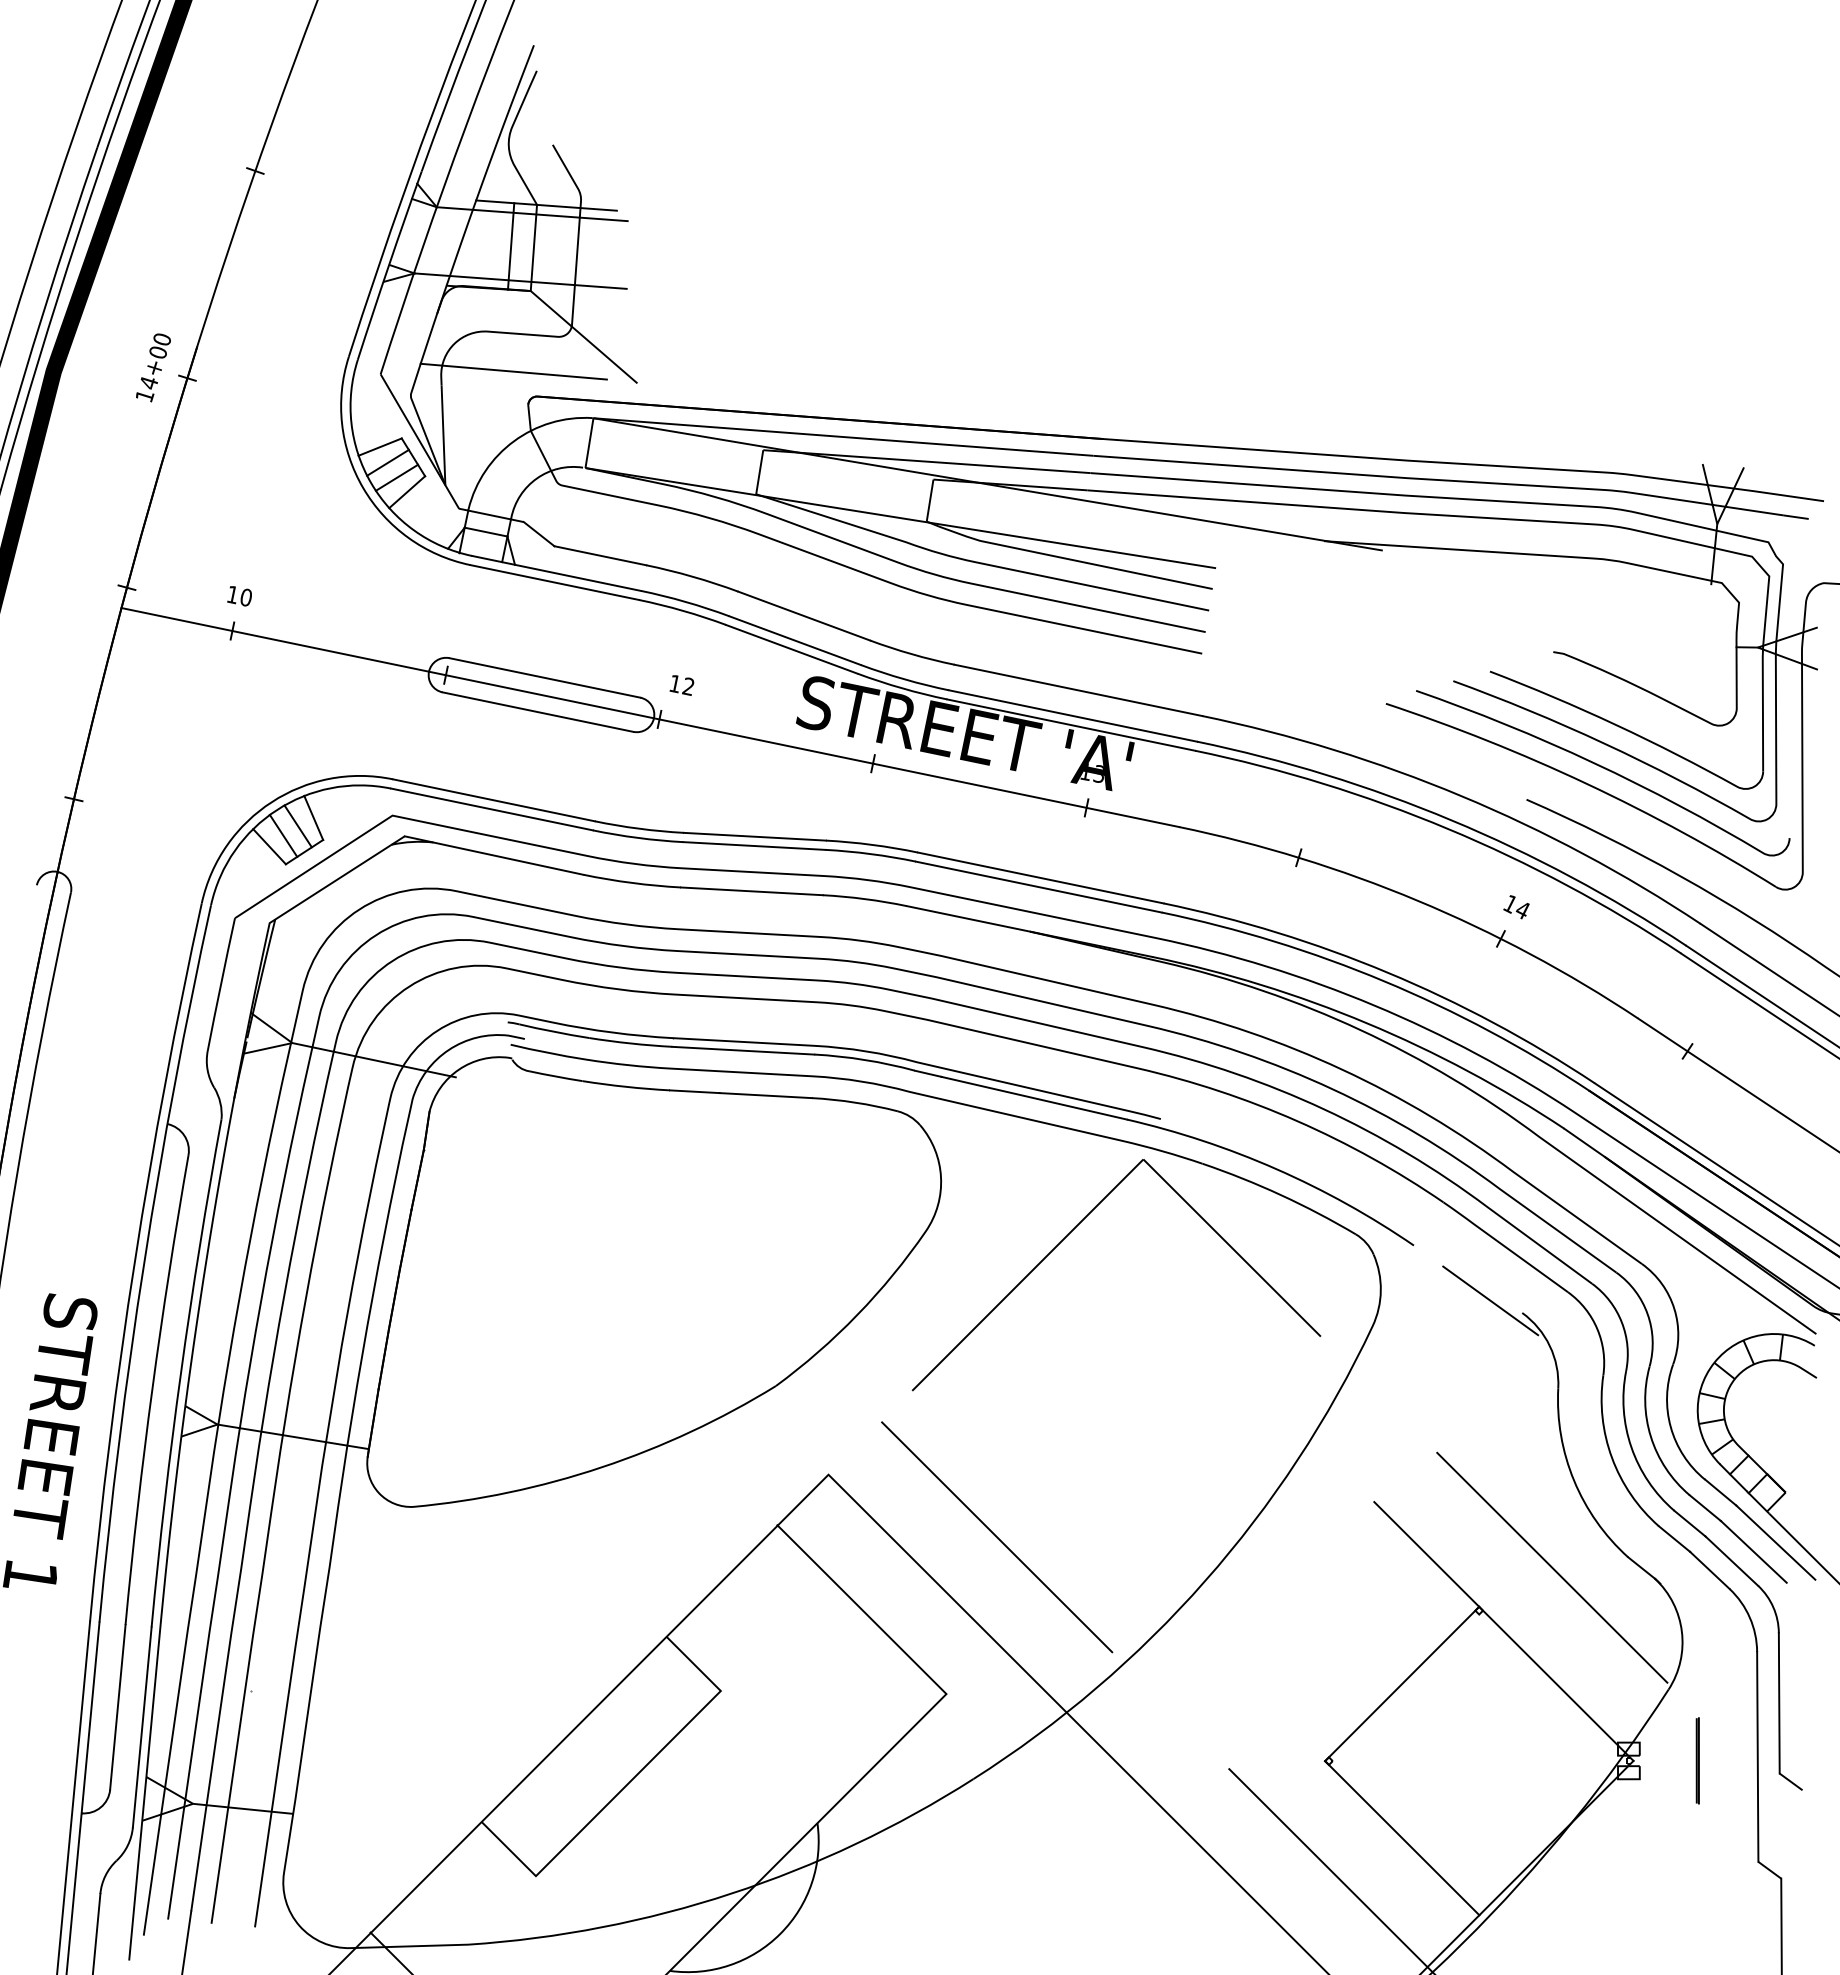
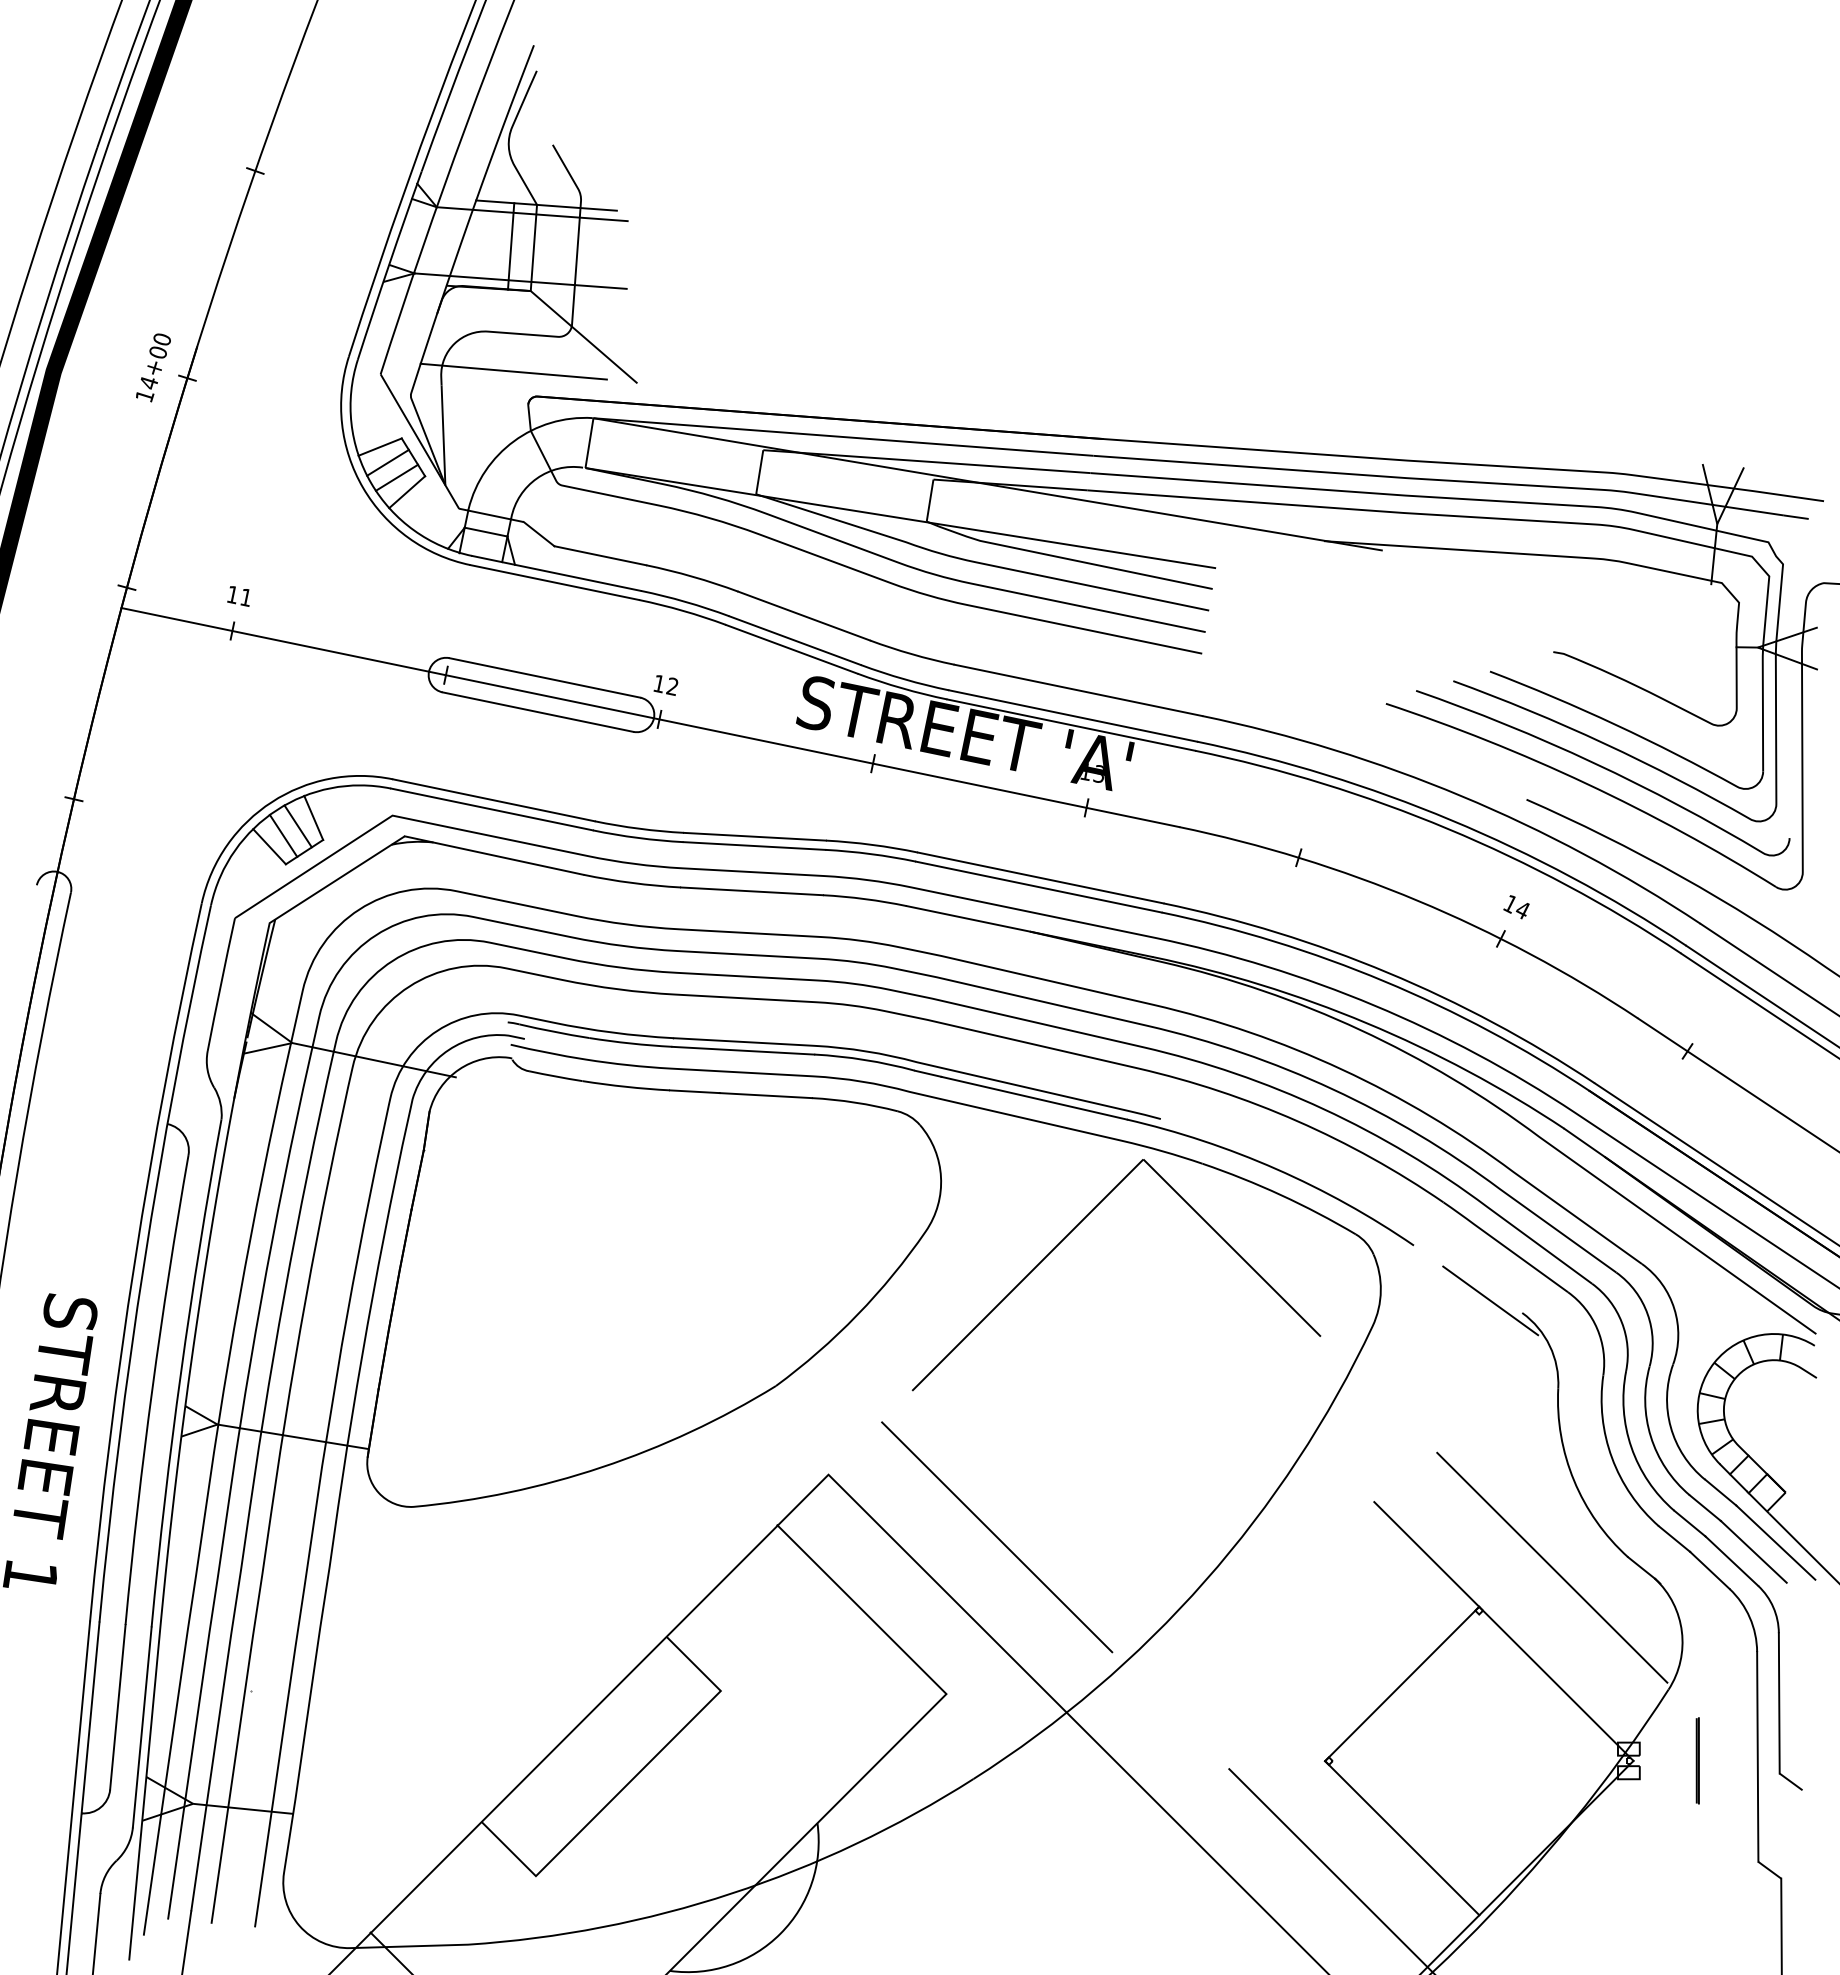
text: 10 -> 11 (245, 597)
text position: (681, 685) -> (665, 685) (665, 685)
